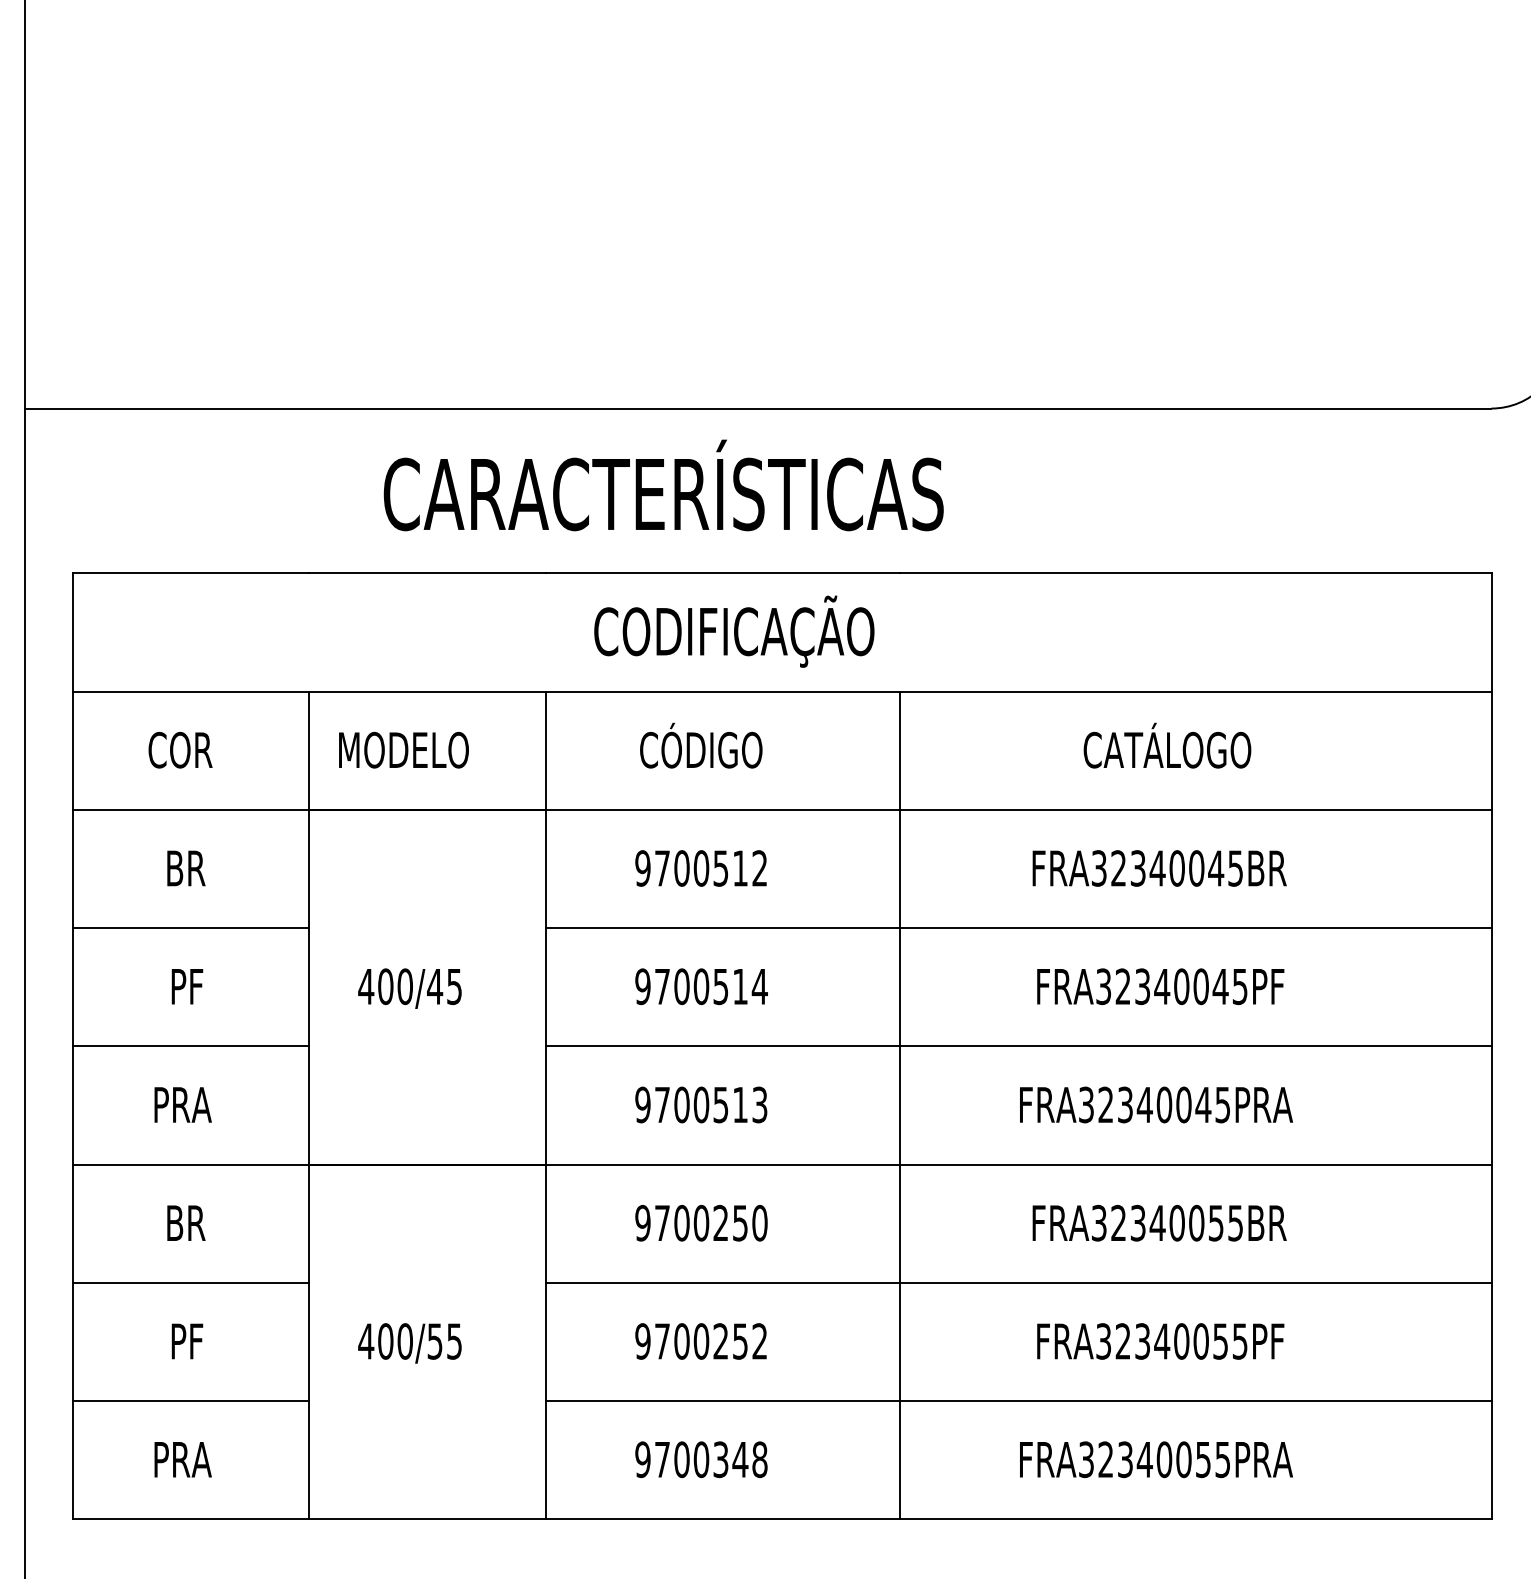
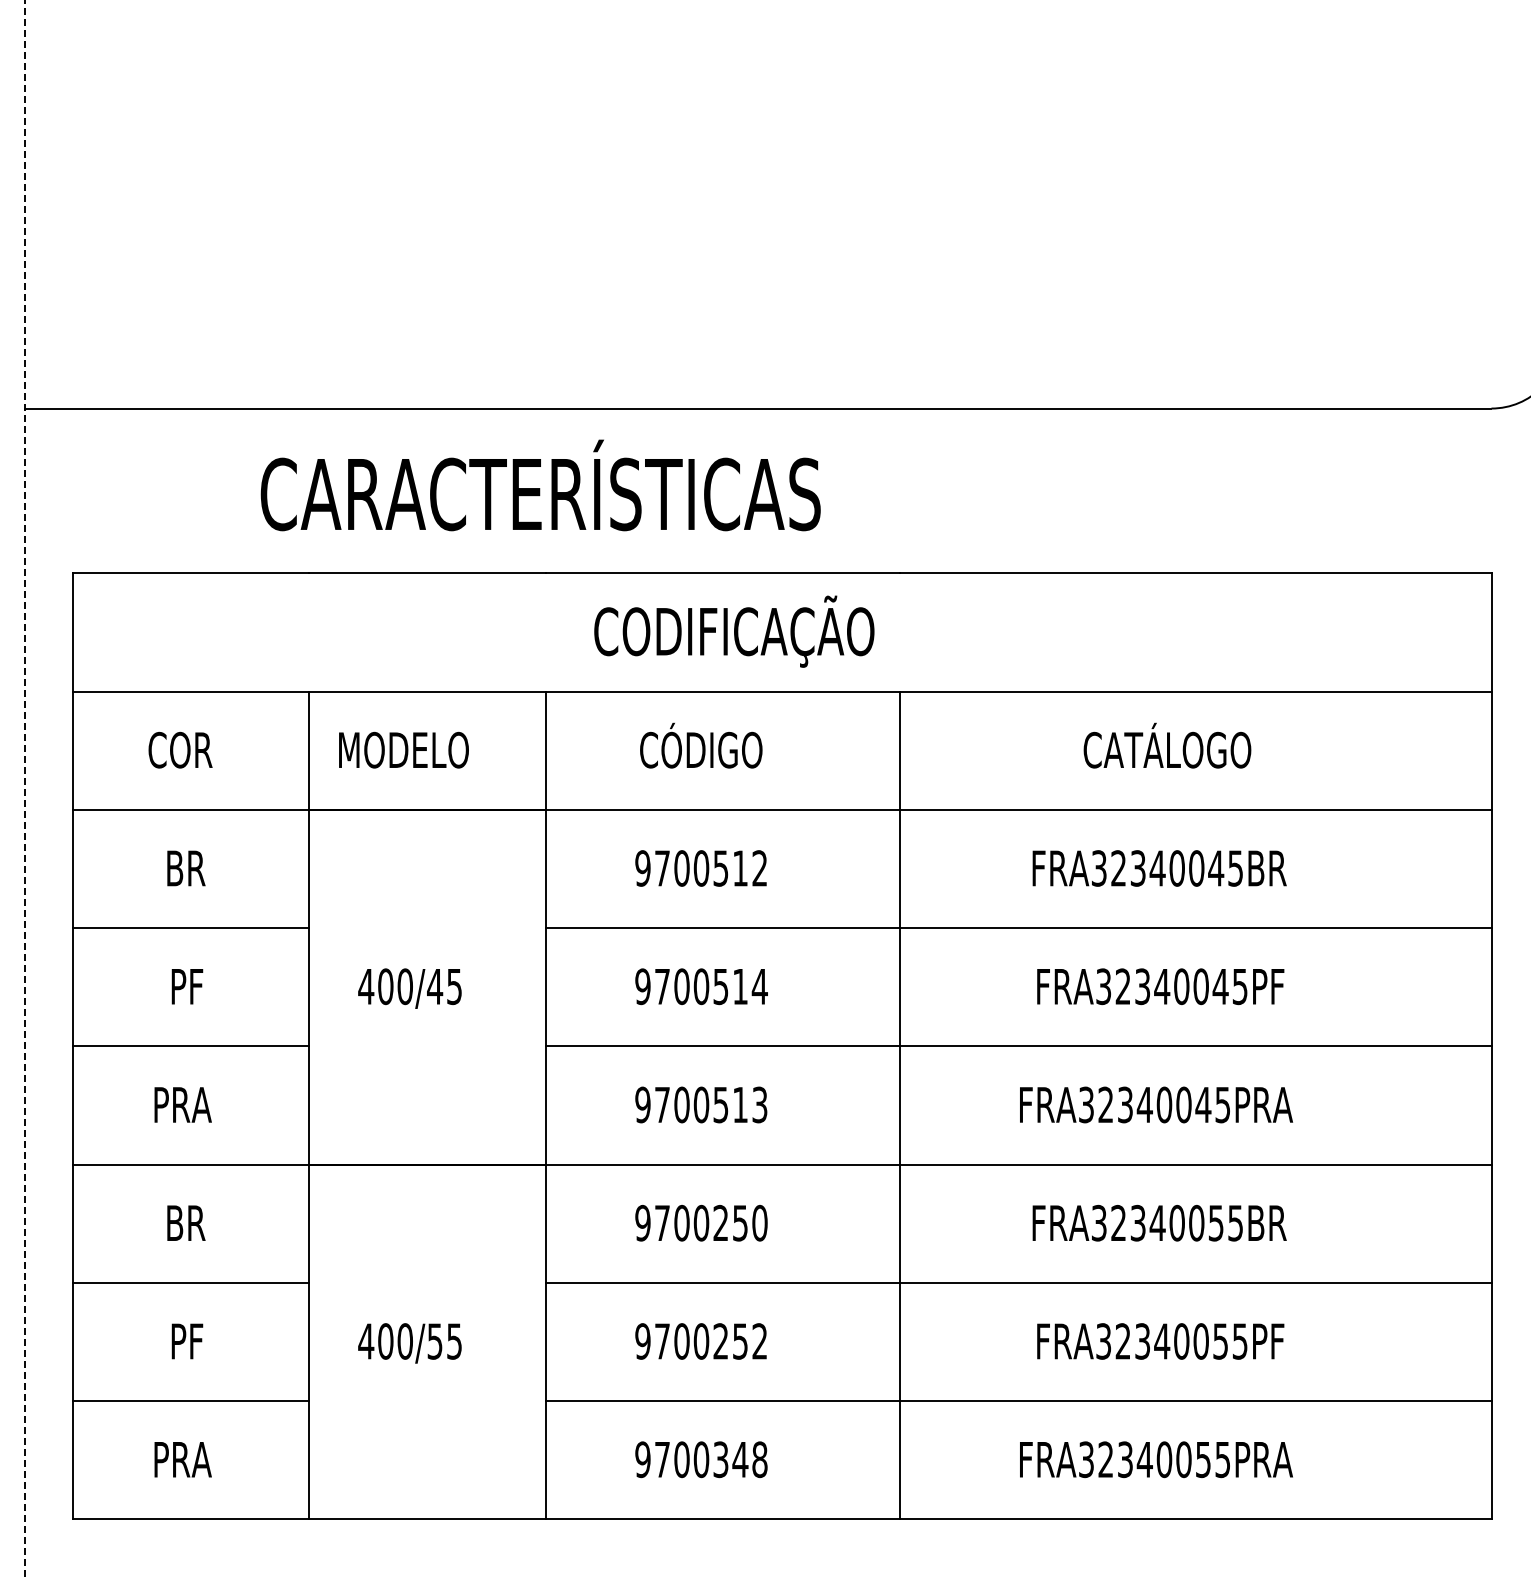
text position: (663, 485) -> (540, 485) (540, 485)
line: solid -> dashed (25, 789)
